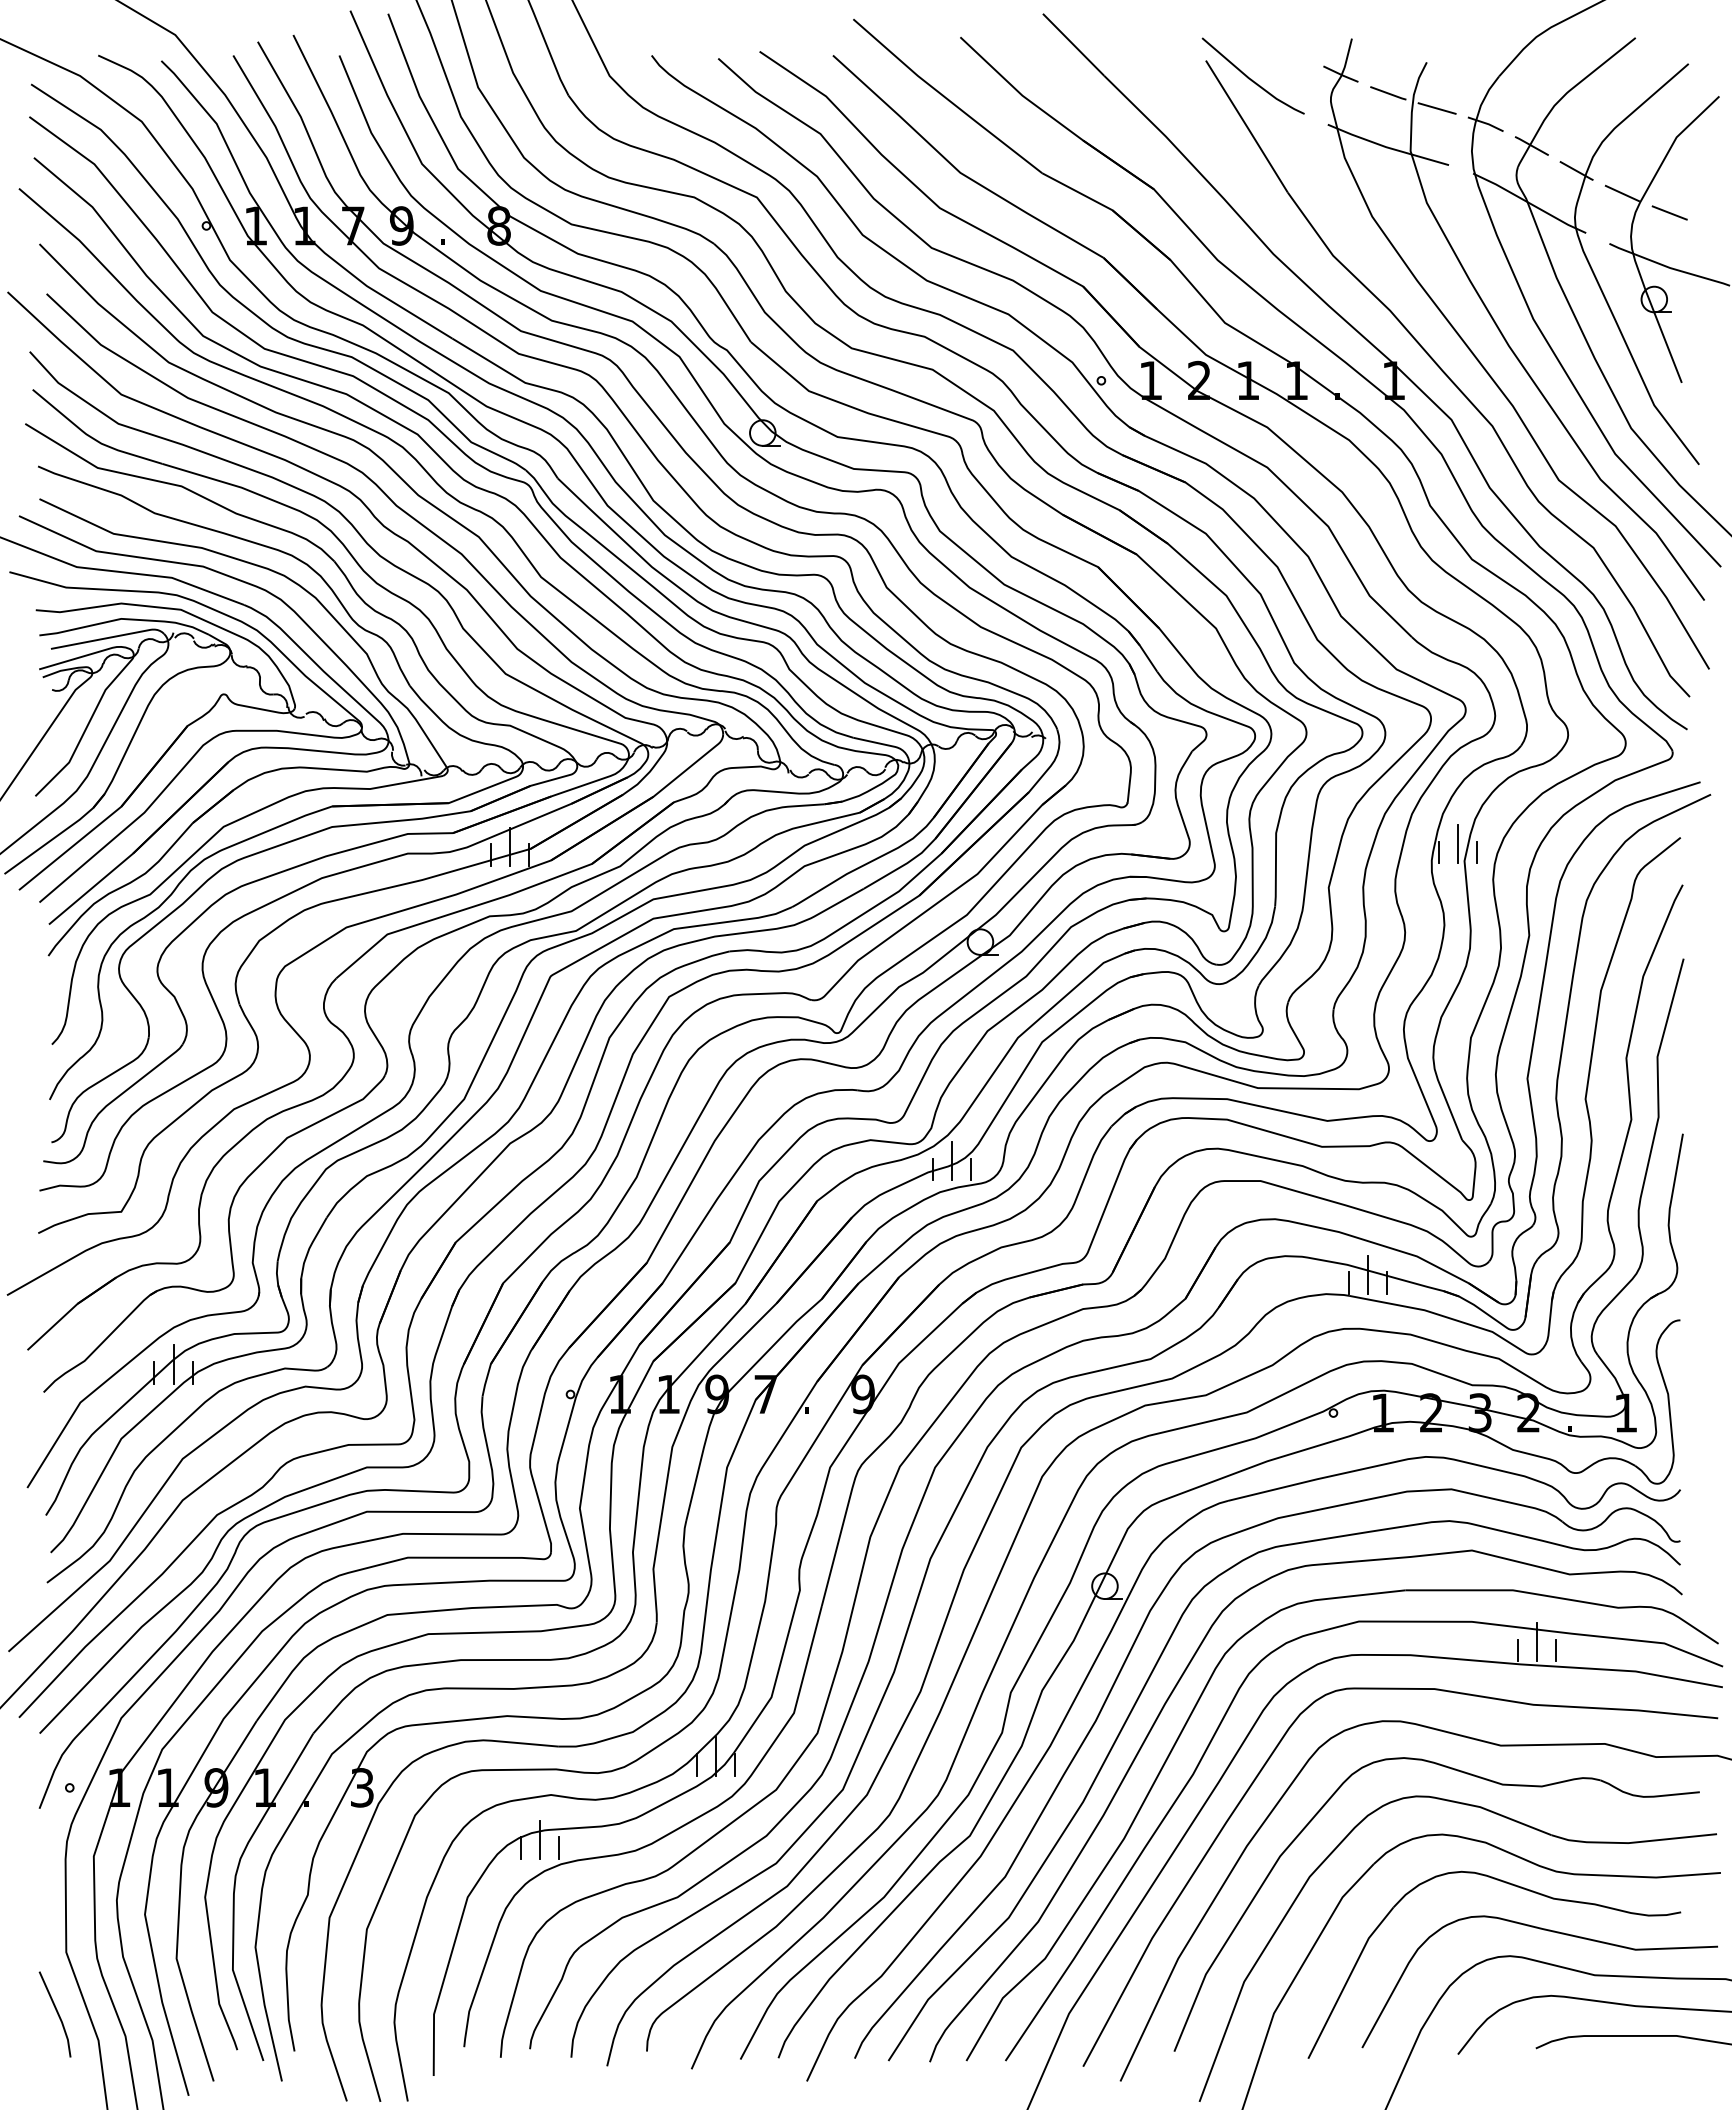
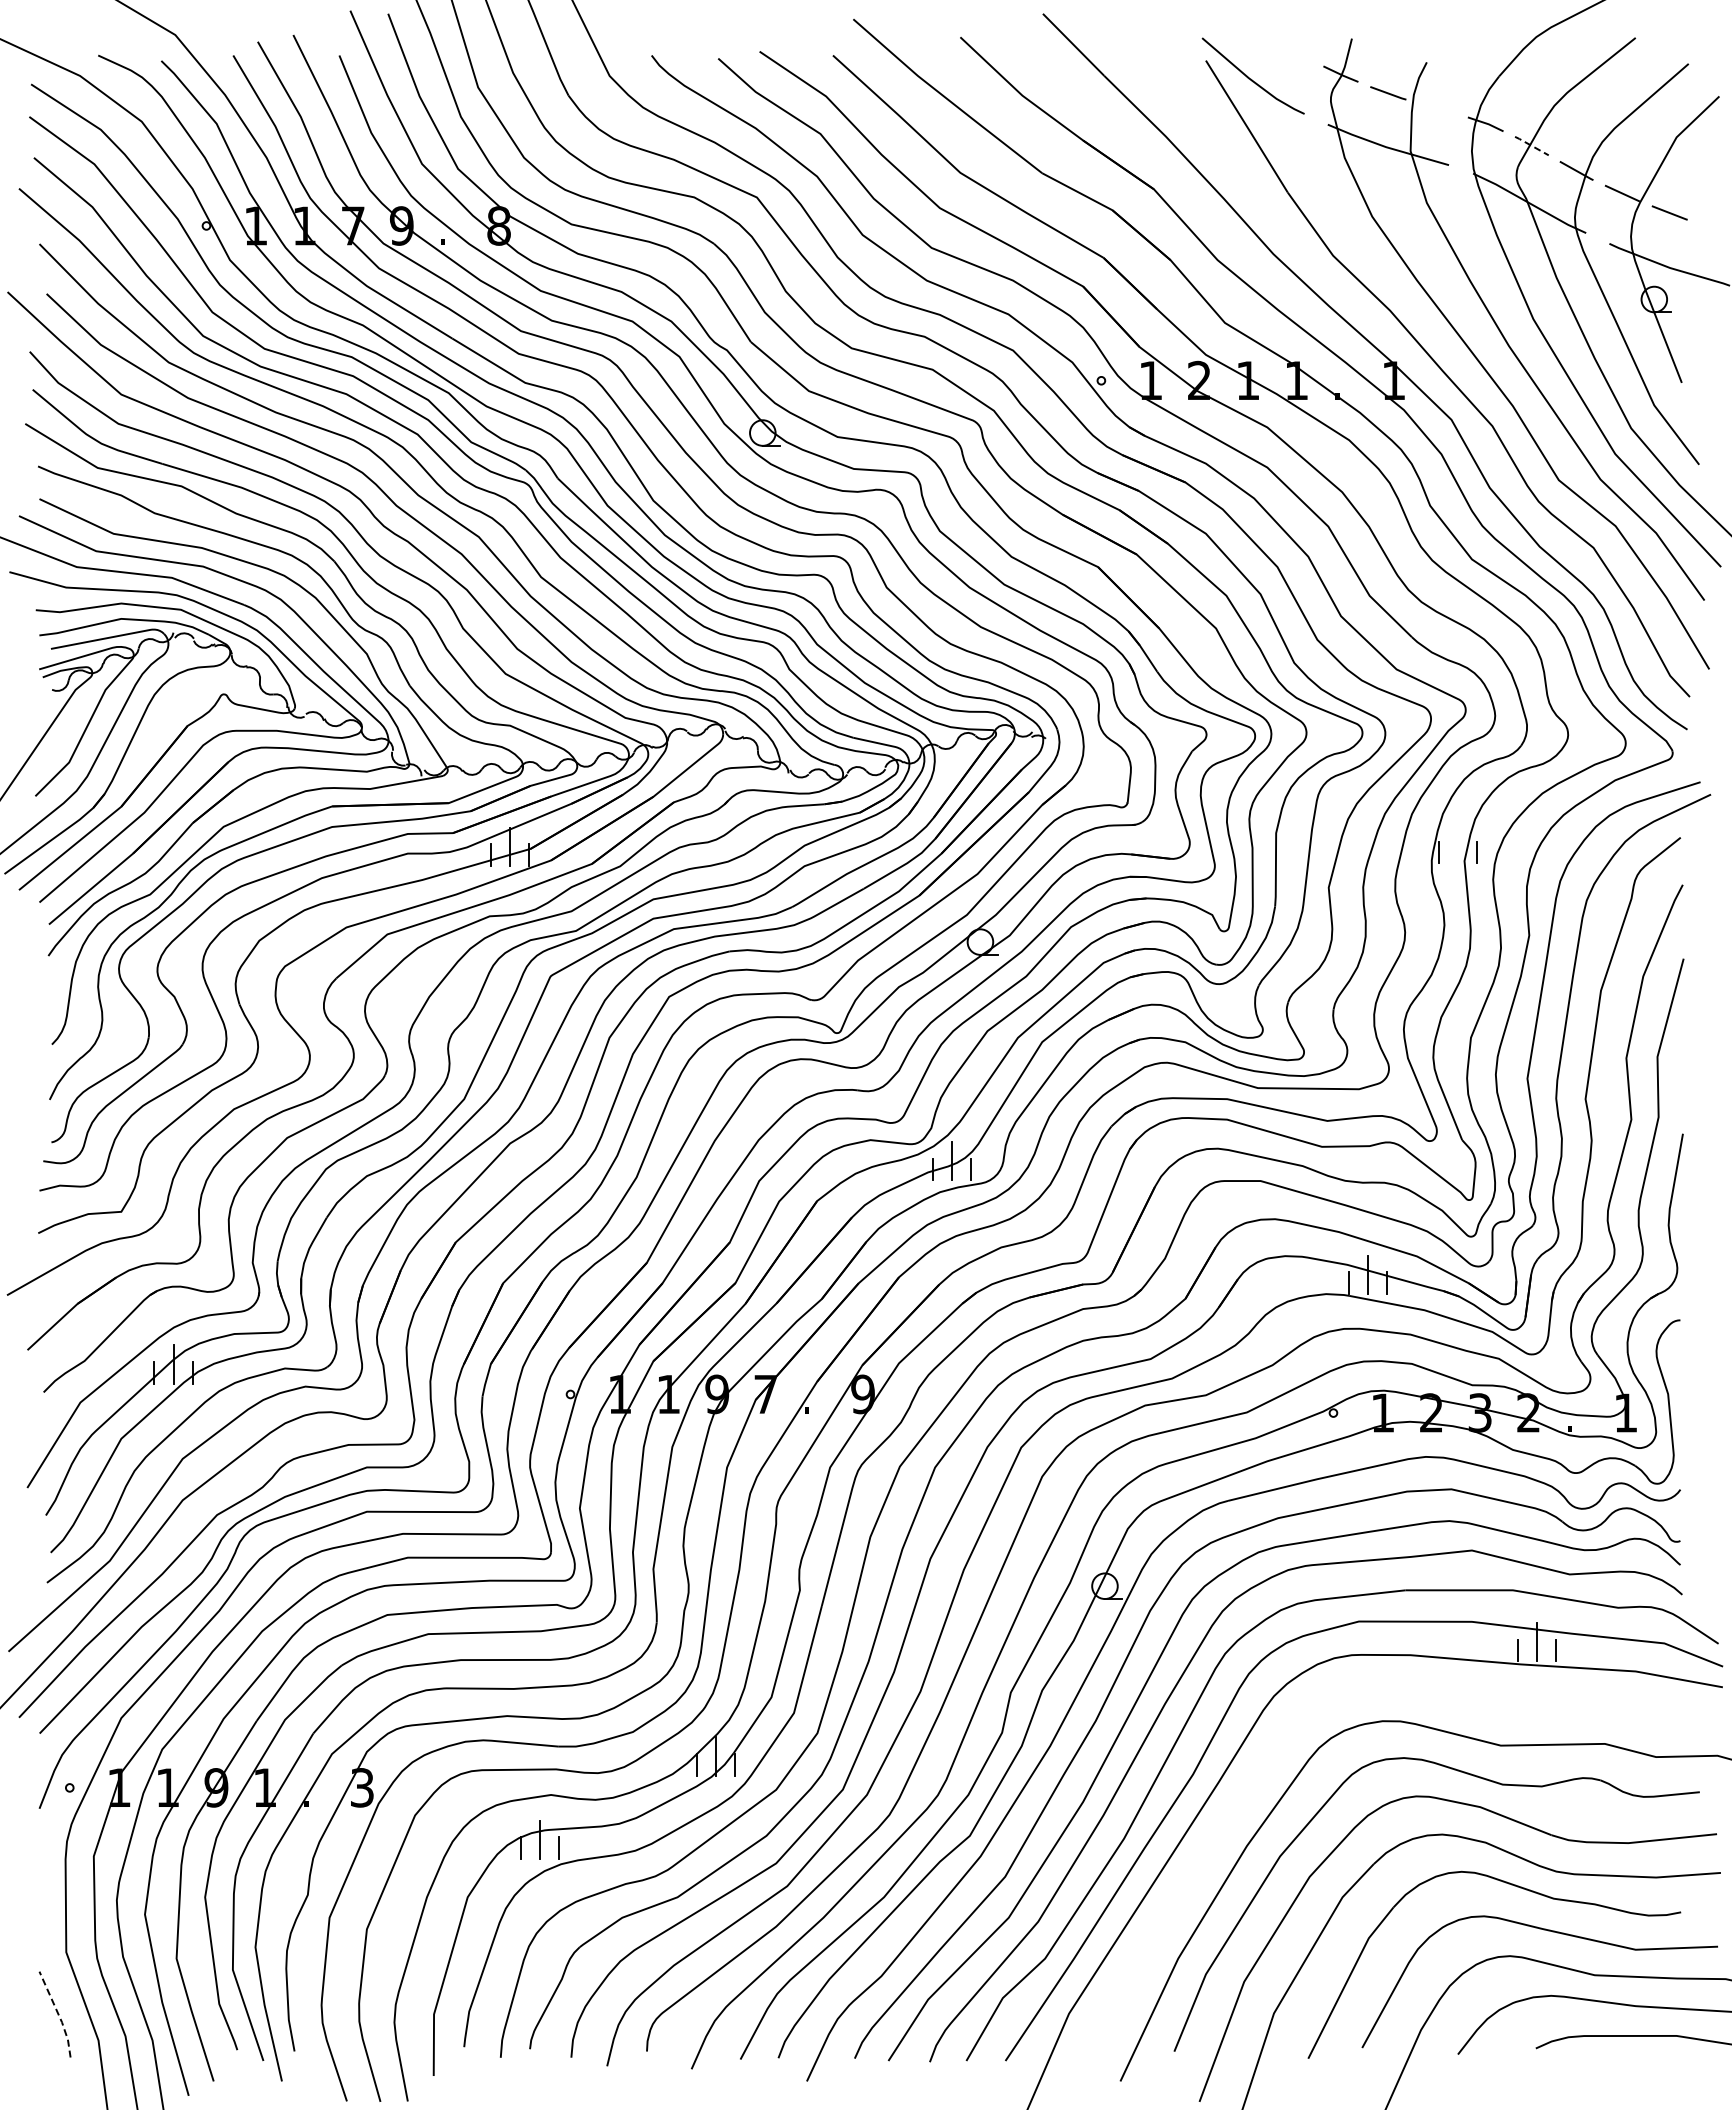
line: present -> none (1436, 108)
line: solid -> dashed (1531, 145)
line: present -> none (1457, 843)
curve: present -> none (1256, 1779)
line: solid -> dashed (58, 2014)
